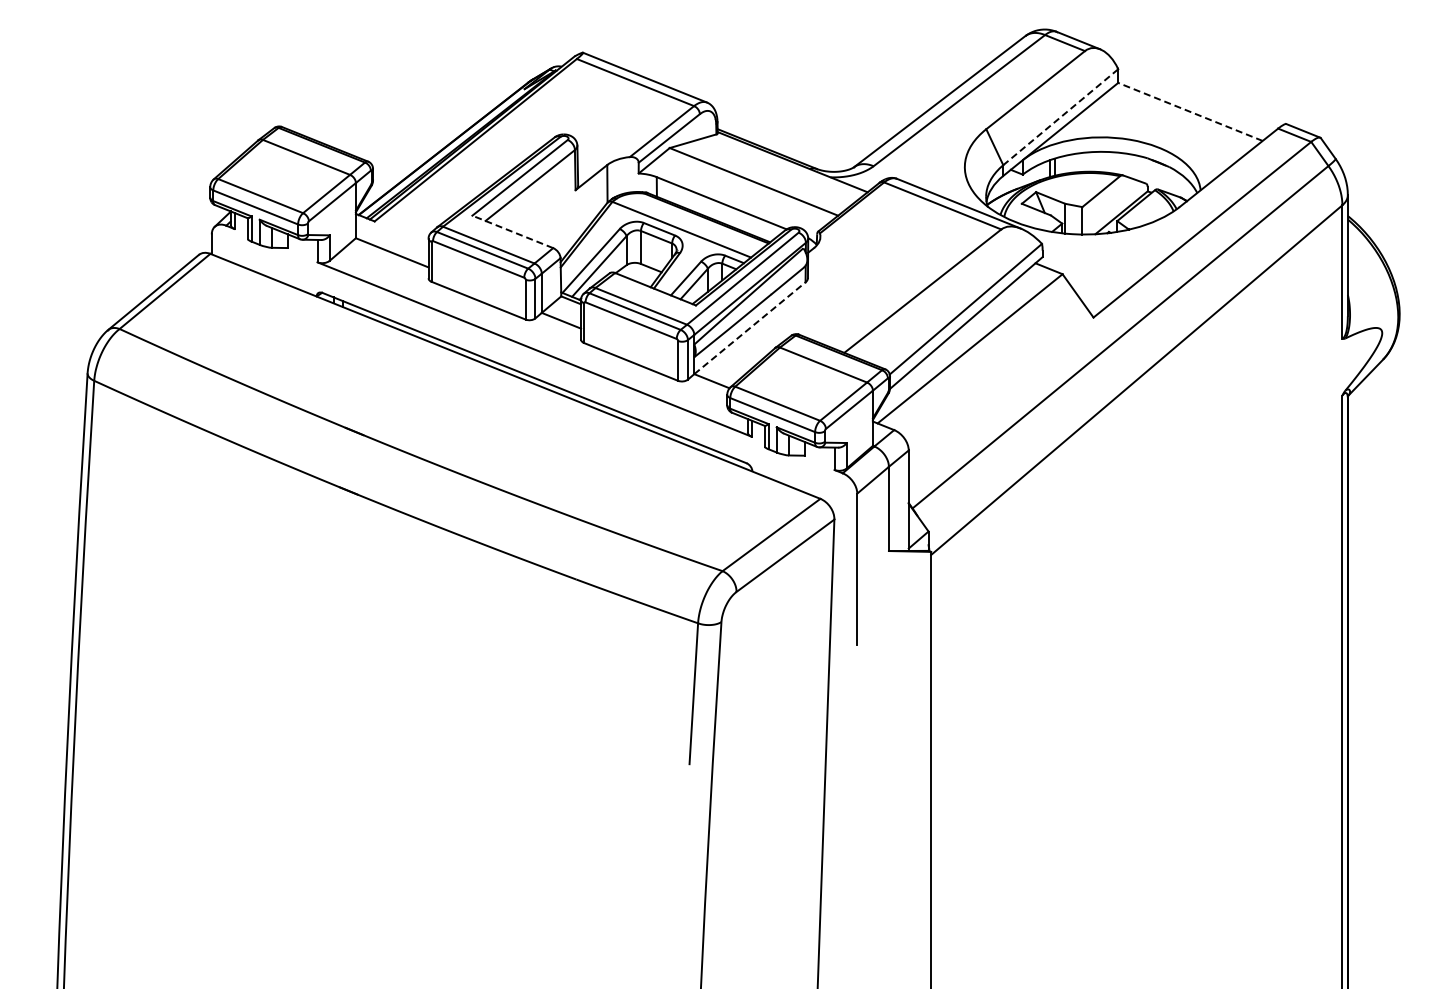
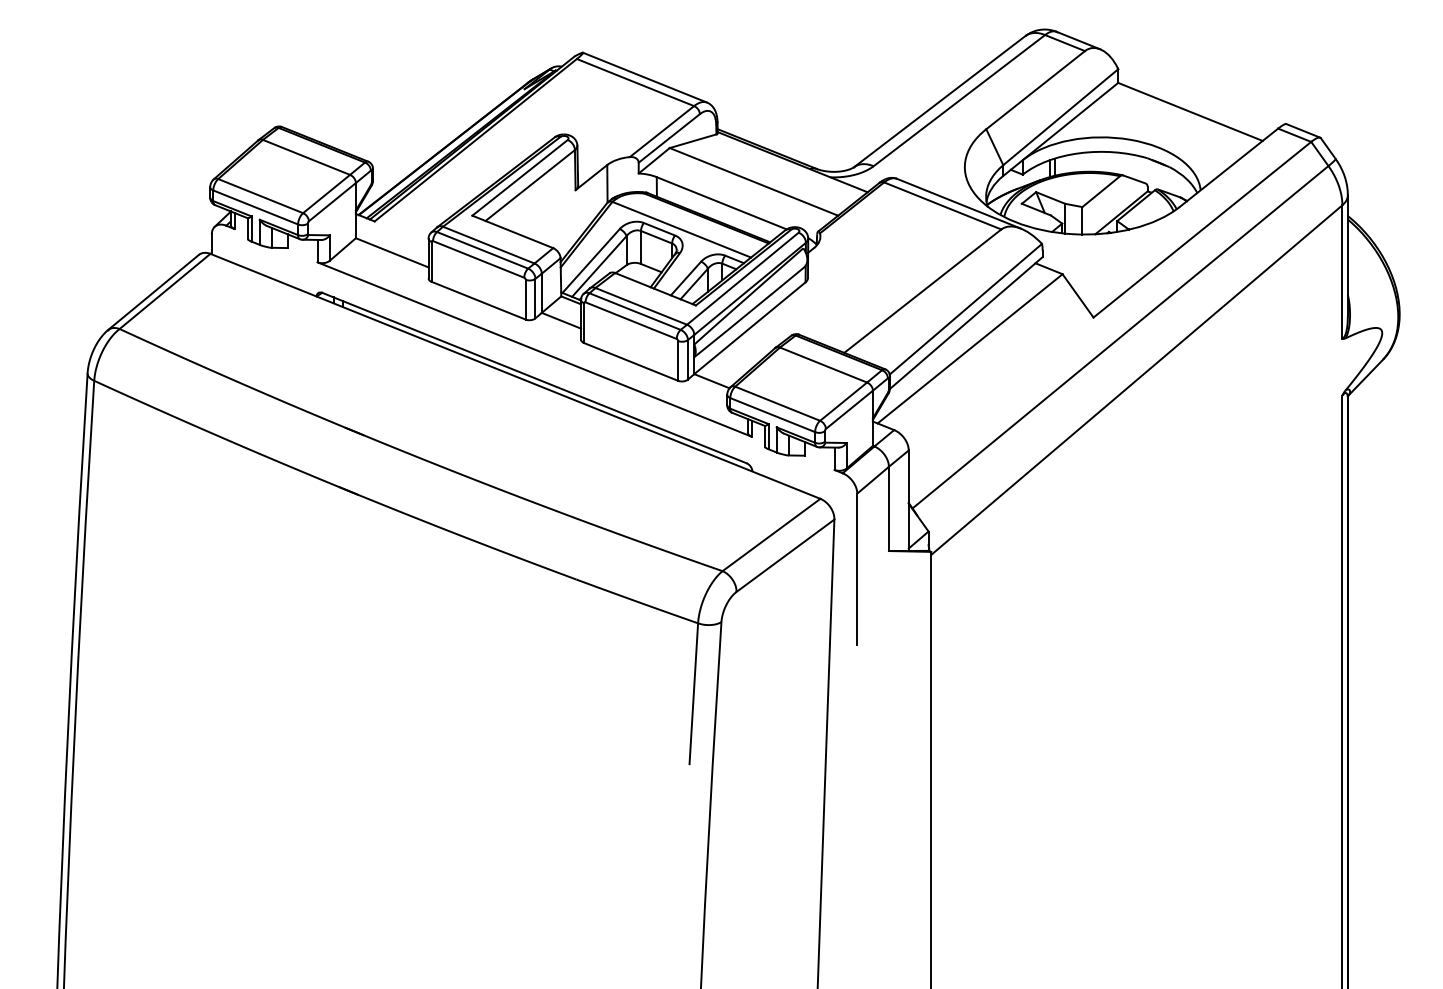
line: dashed -> solid (1190, 111)
line: dashed -> solid (1060, 117)
line: dashed -> solid (512, 231)
line: dashed -> solid (750, 327)
